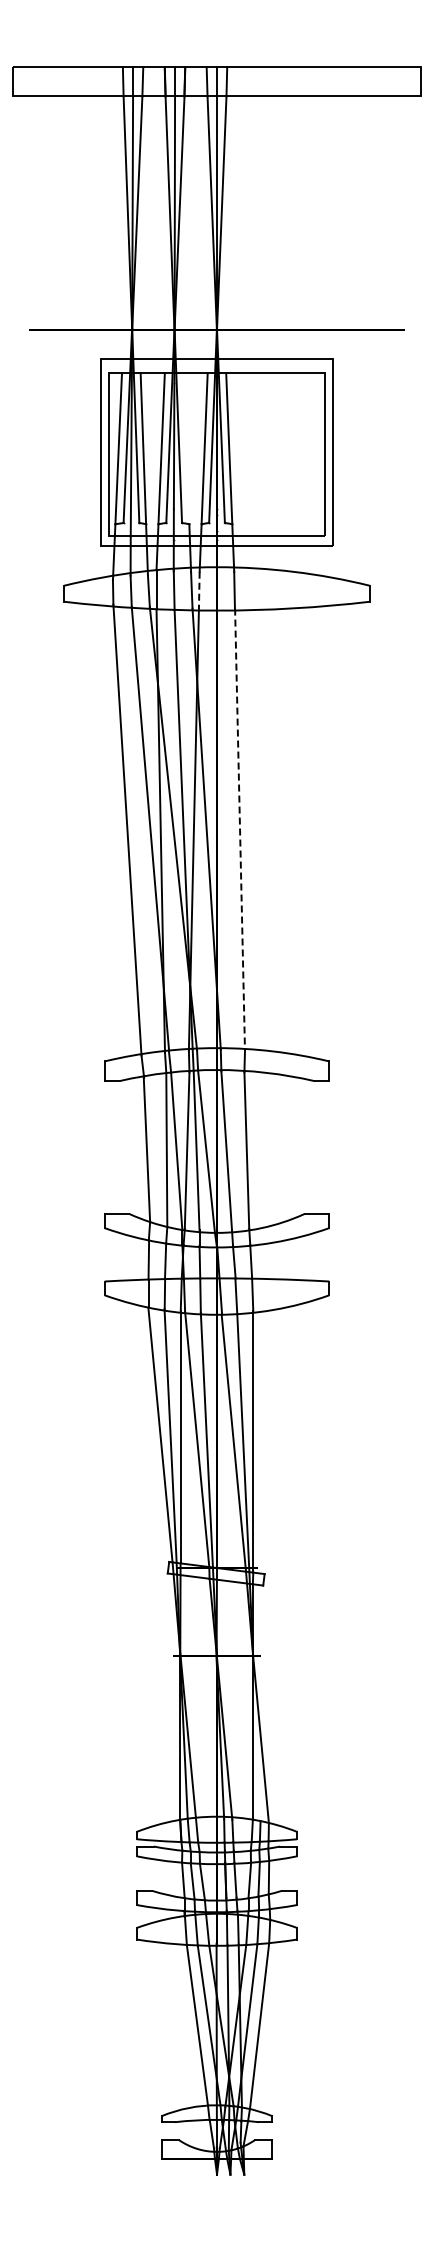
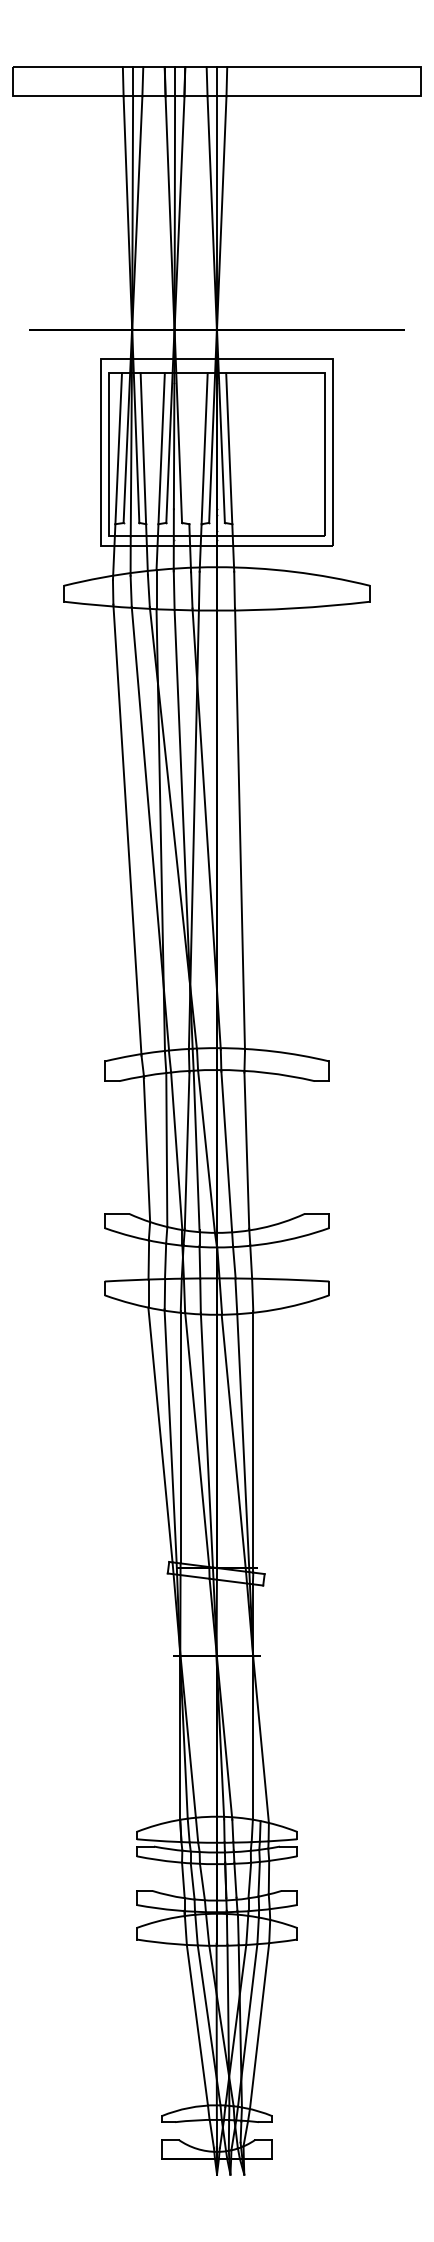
line: dashed -> solid (199, 590)
line: dashed -> solid (240, 830)
